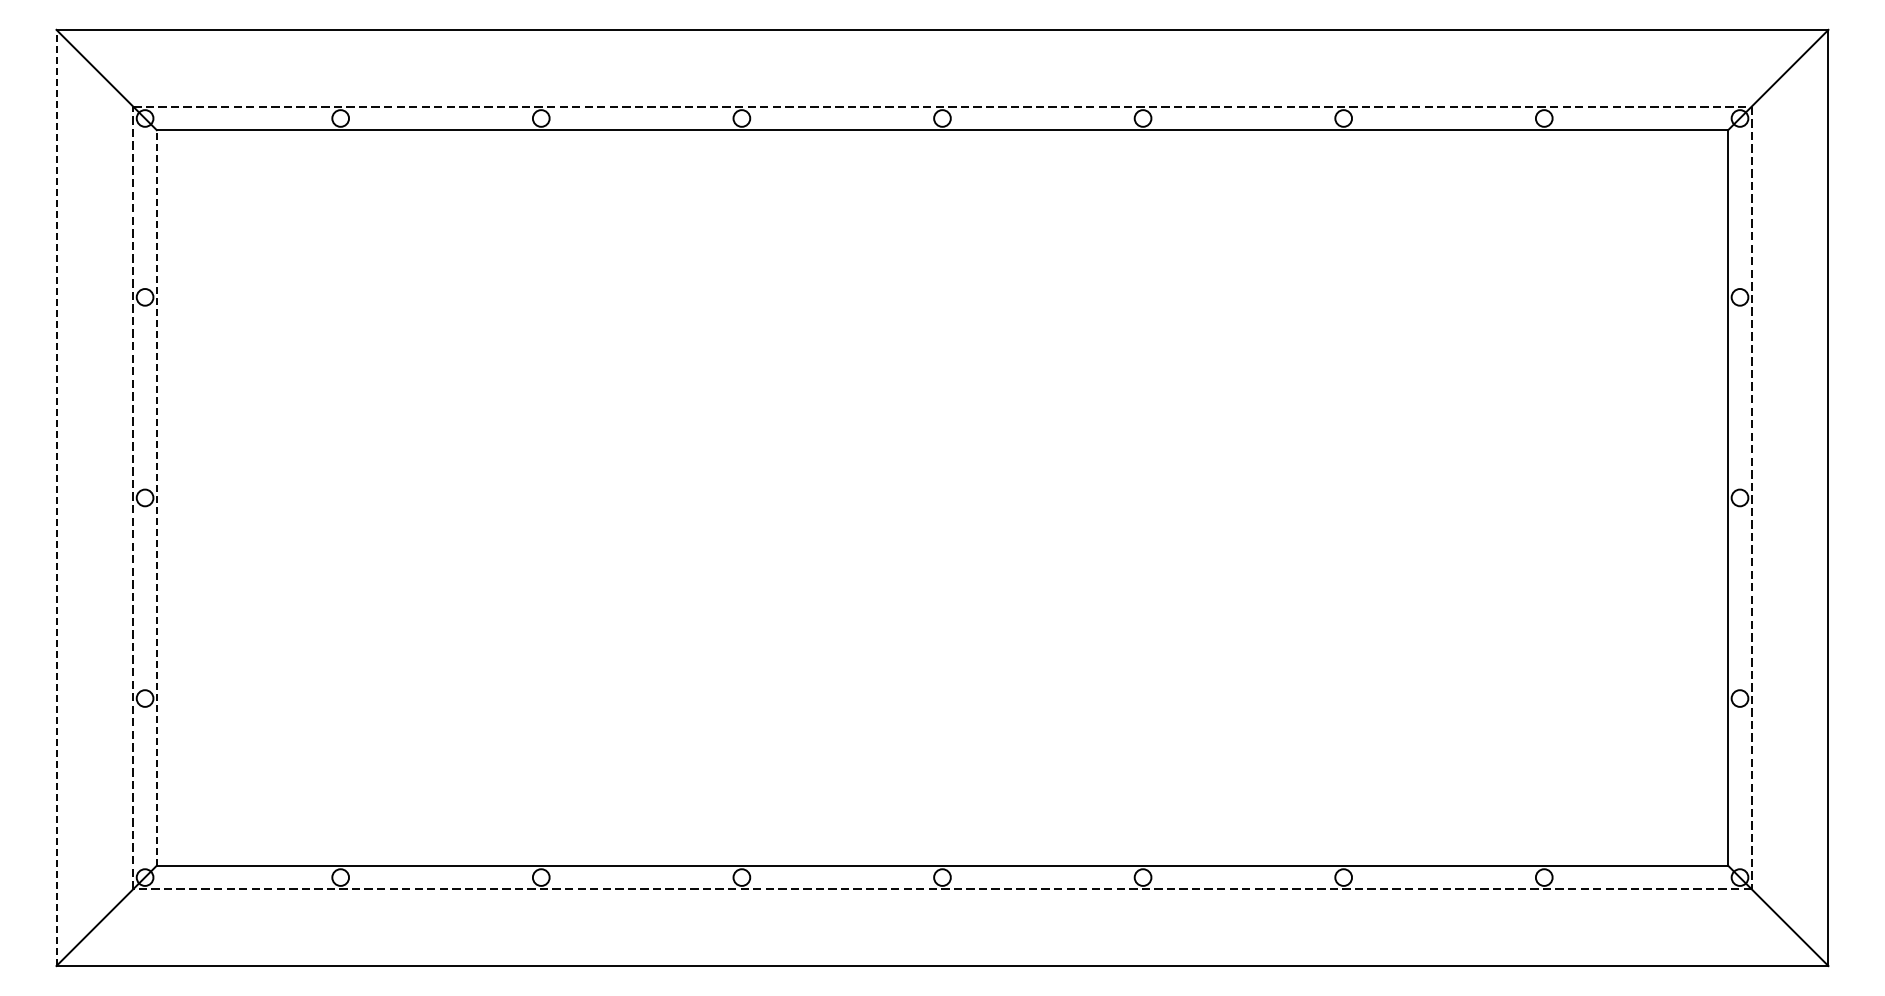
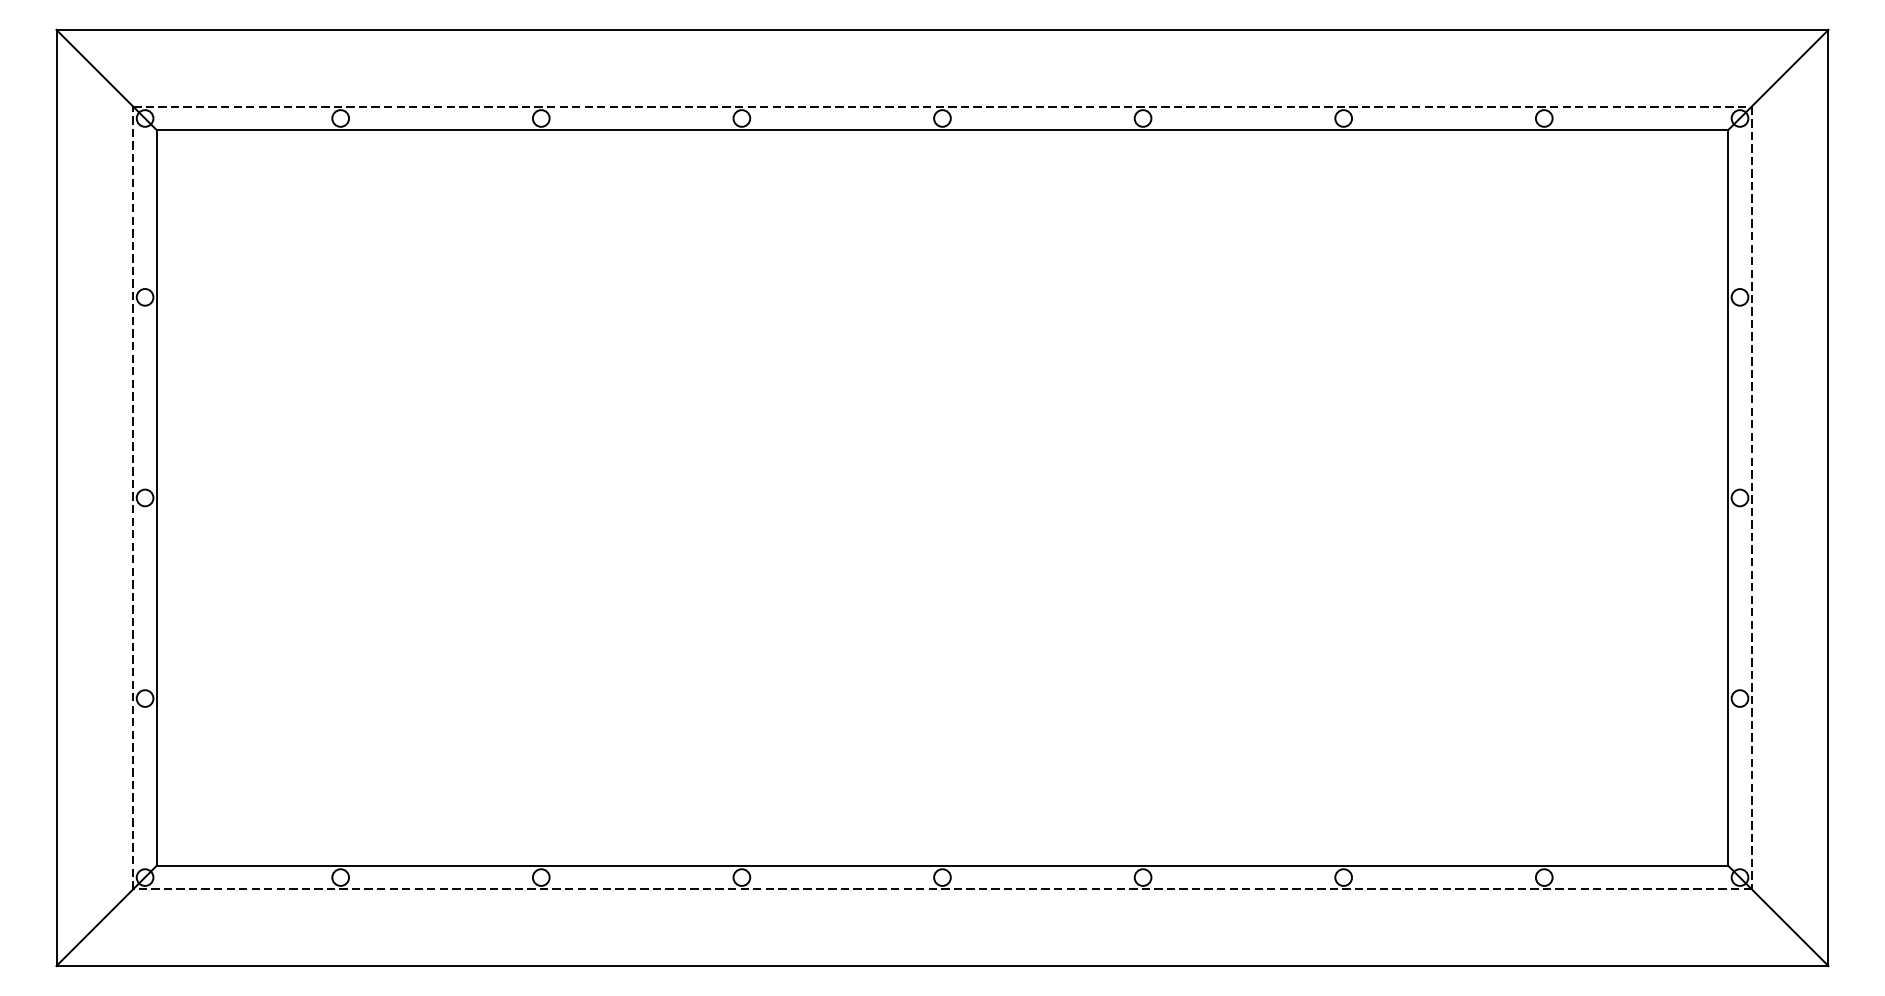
line: dashed -> solid (56, 497)
line: dashed -> solid (156, 497)
